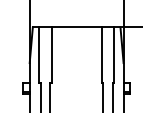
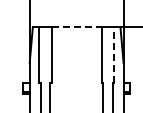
line: solid -> dashed (77, 27)
line: solid -> dashed (114, 55)
